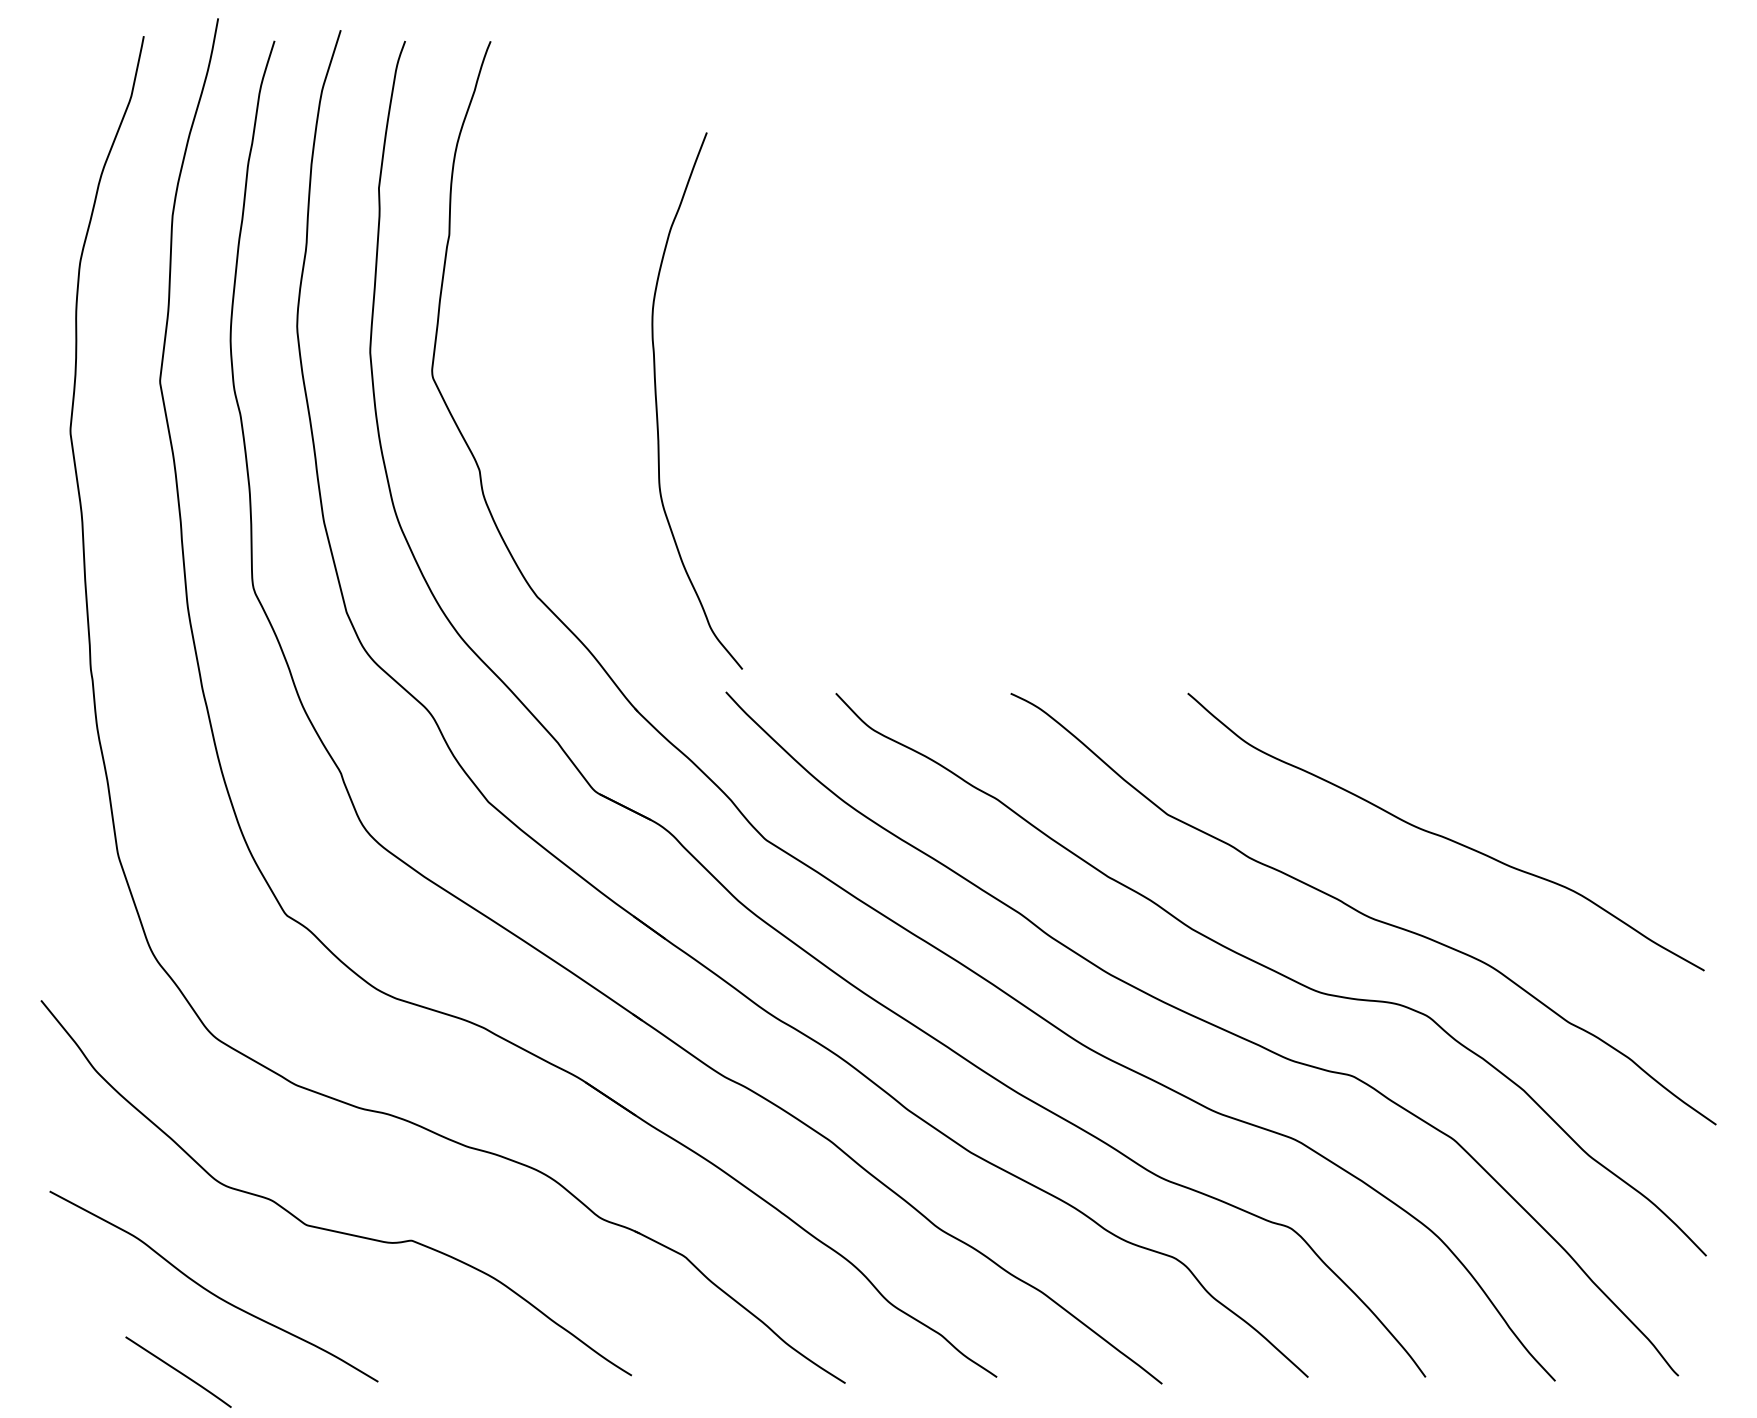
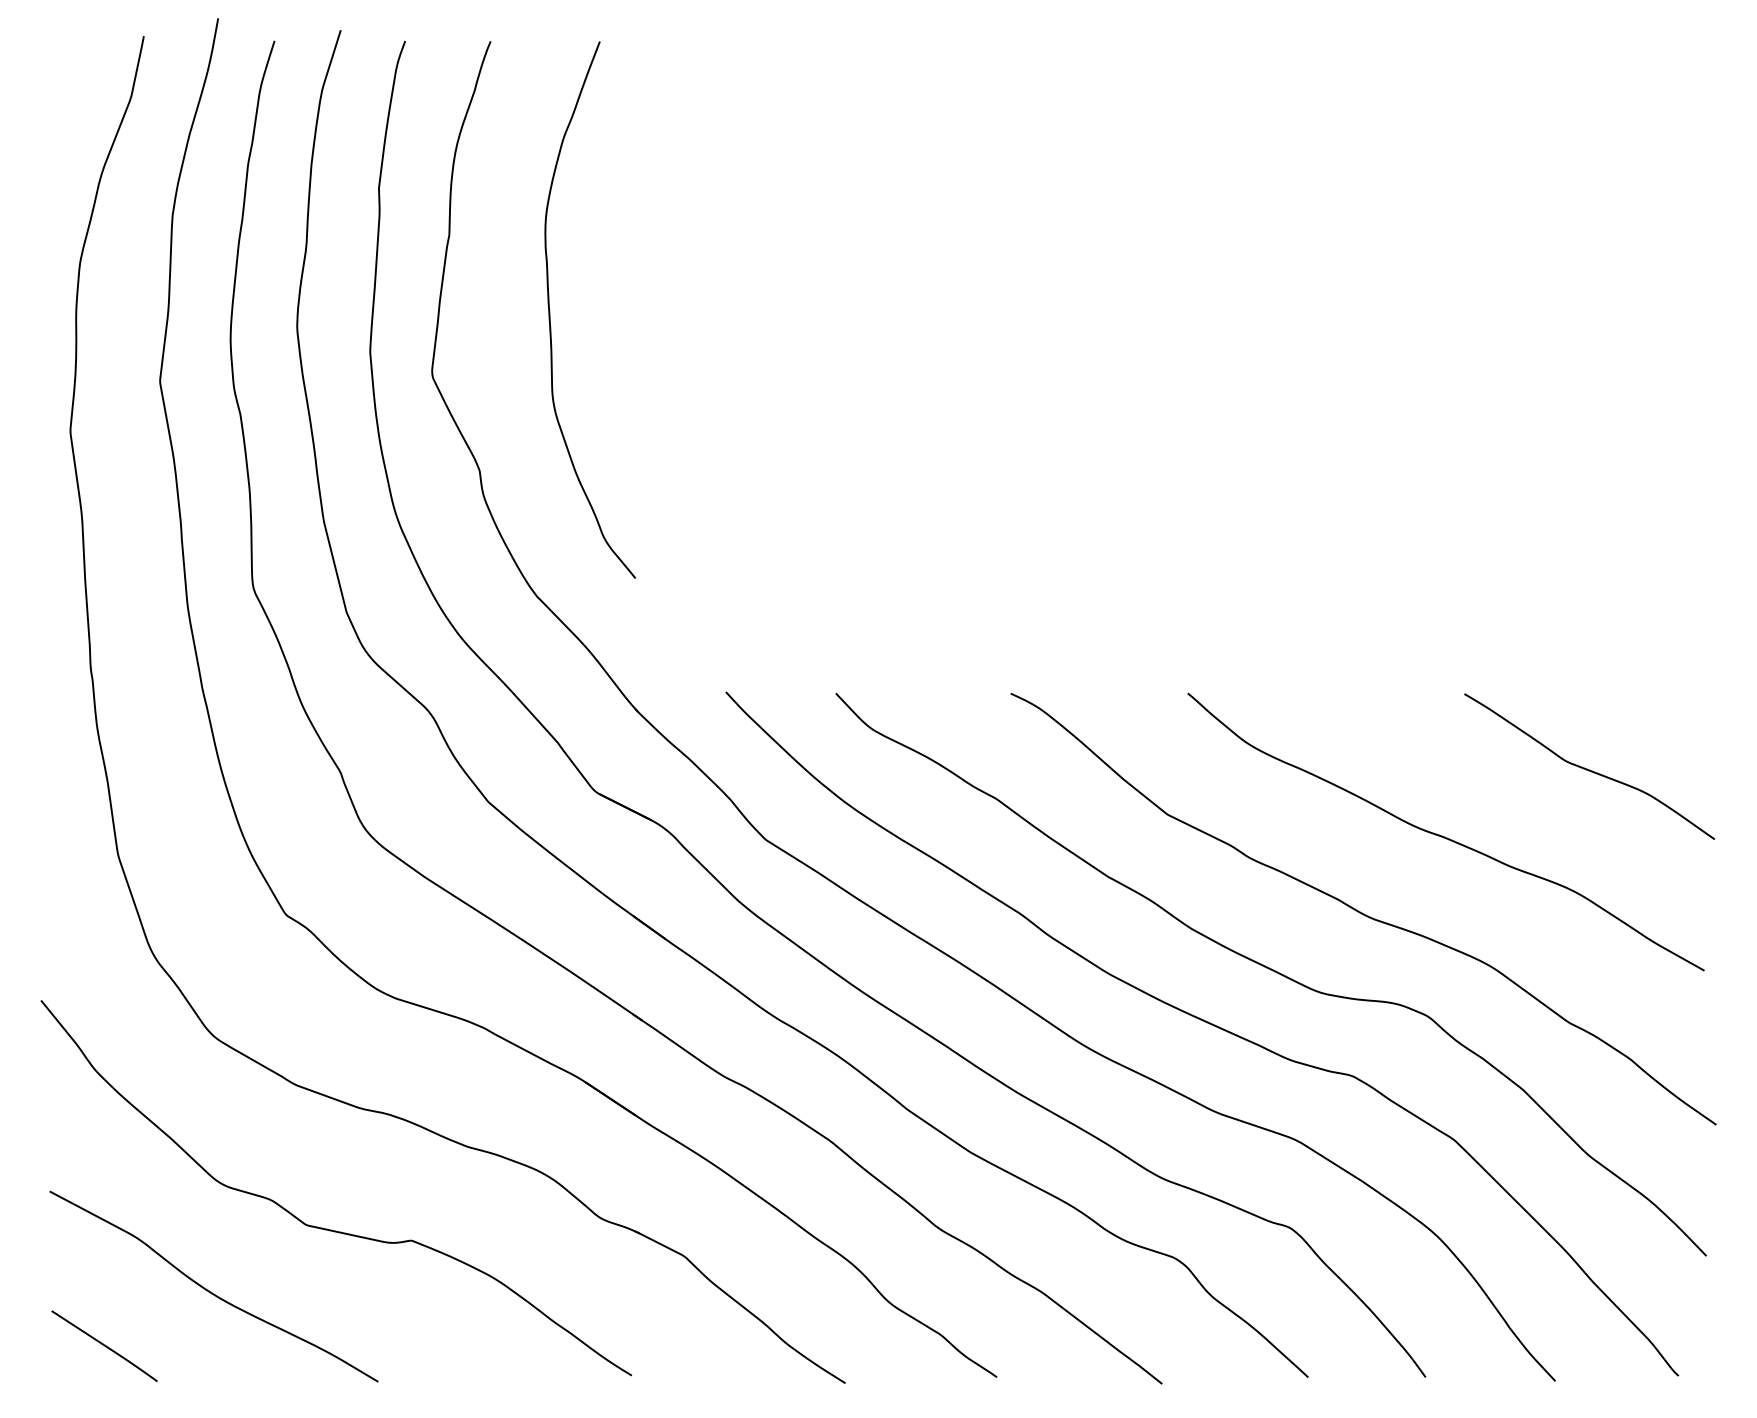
curve position: (657, 401) -> (550, 310) (550, 310)
curve: none -> present (1587, 768)
line position: (178, 1371) -> (104, 1345) (104, 1345)
